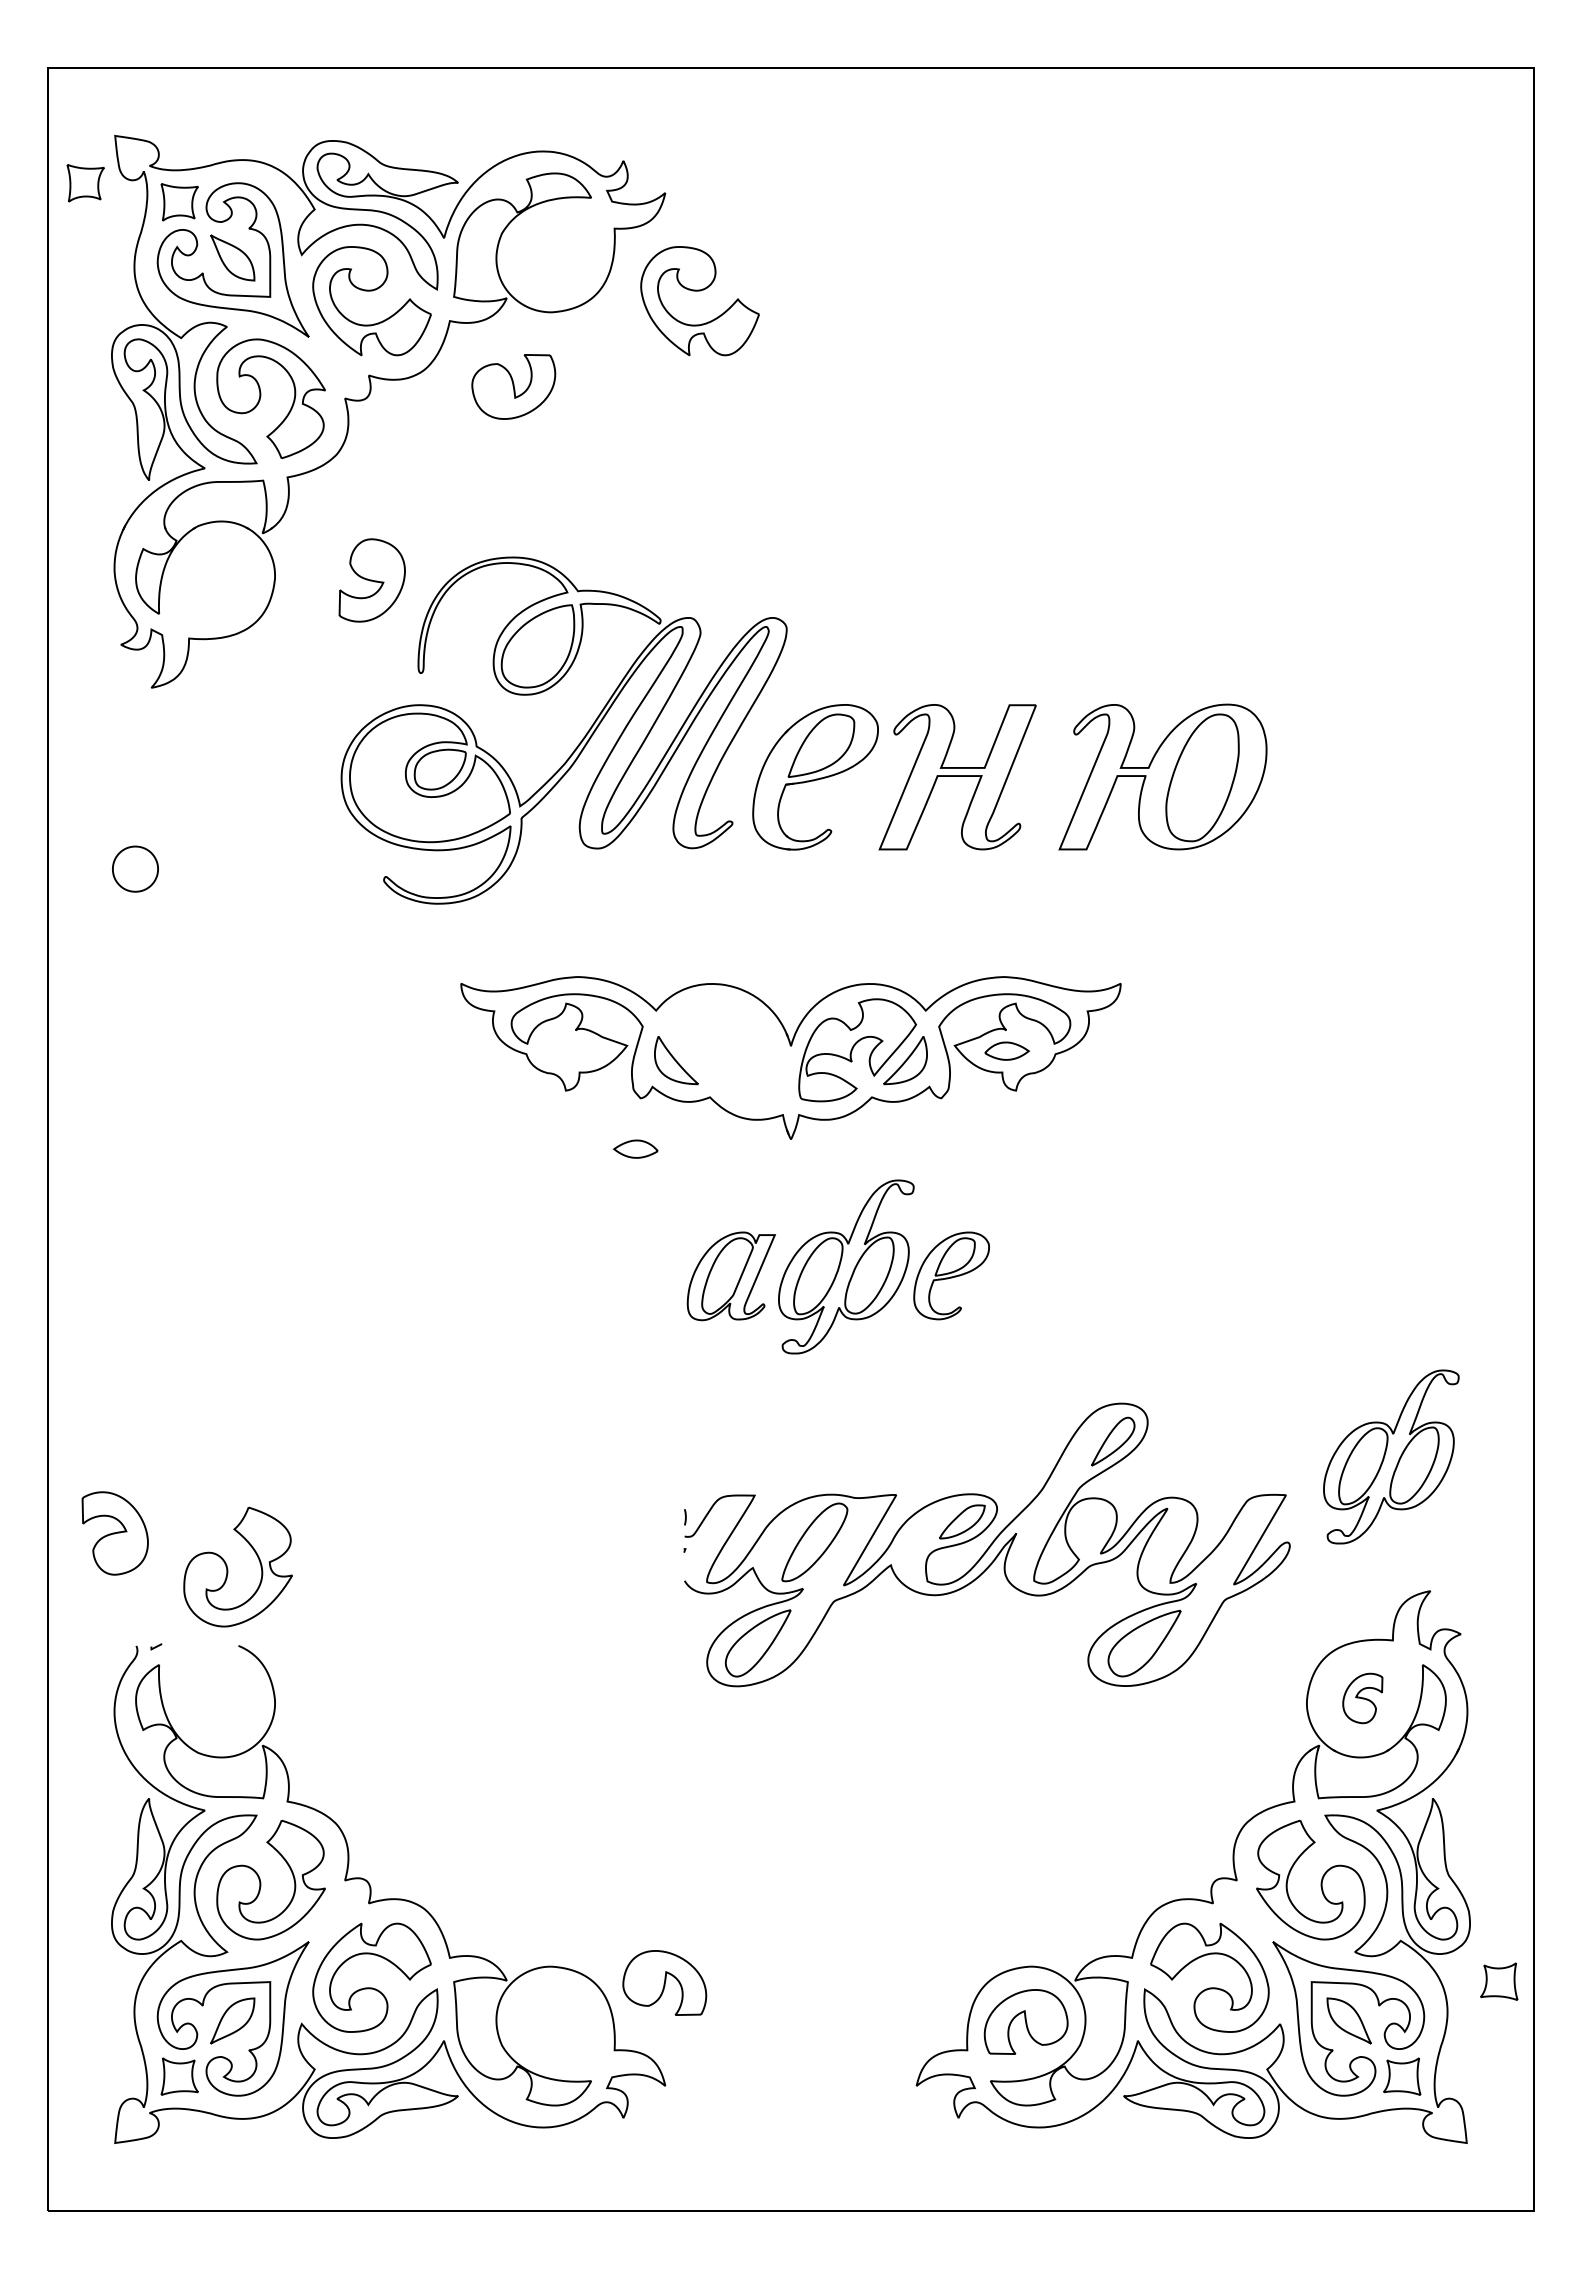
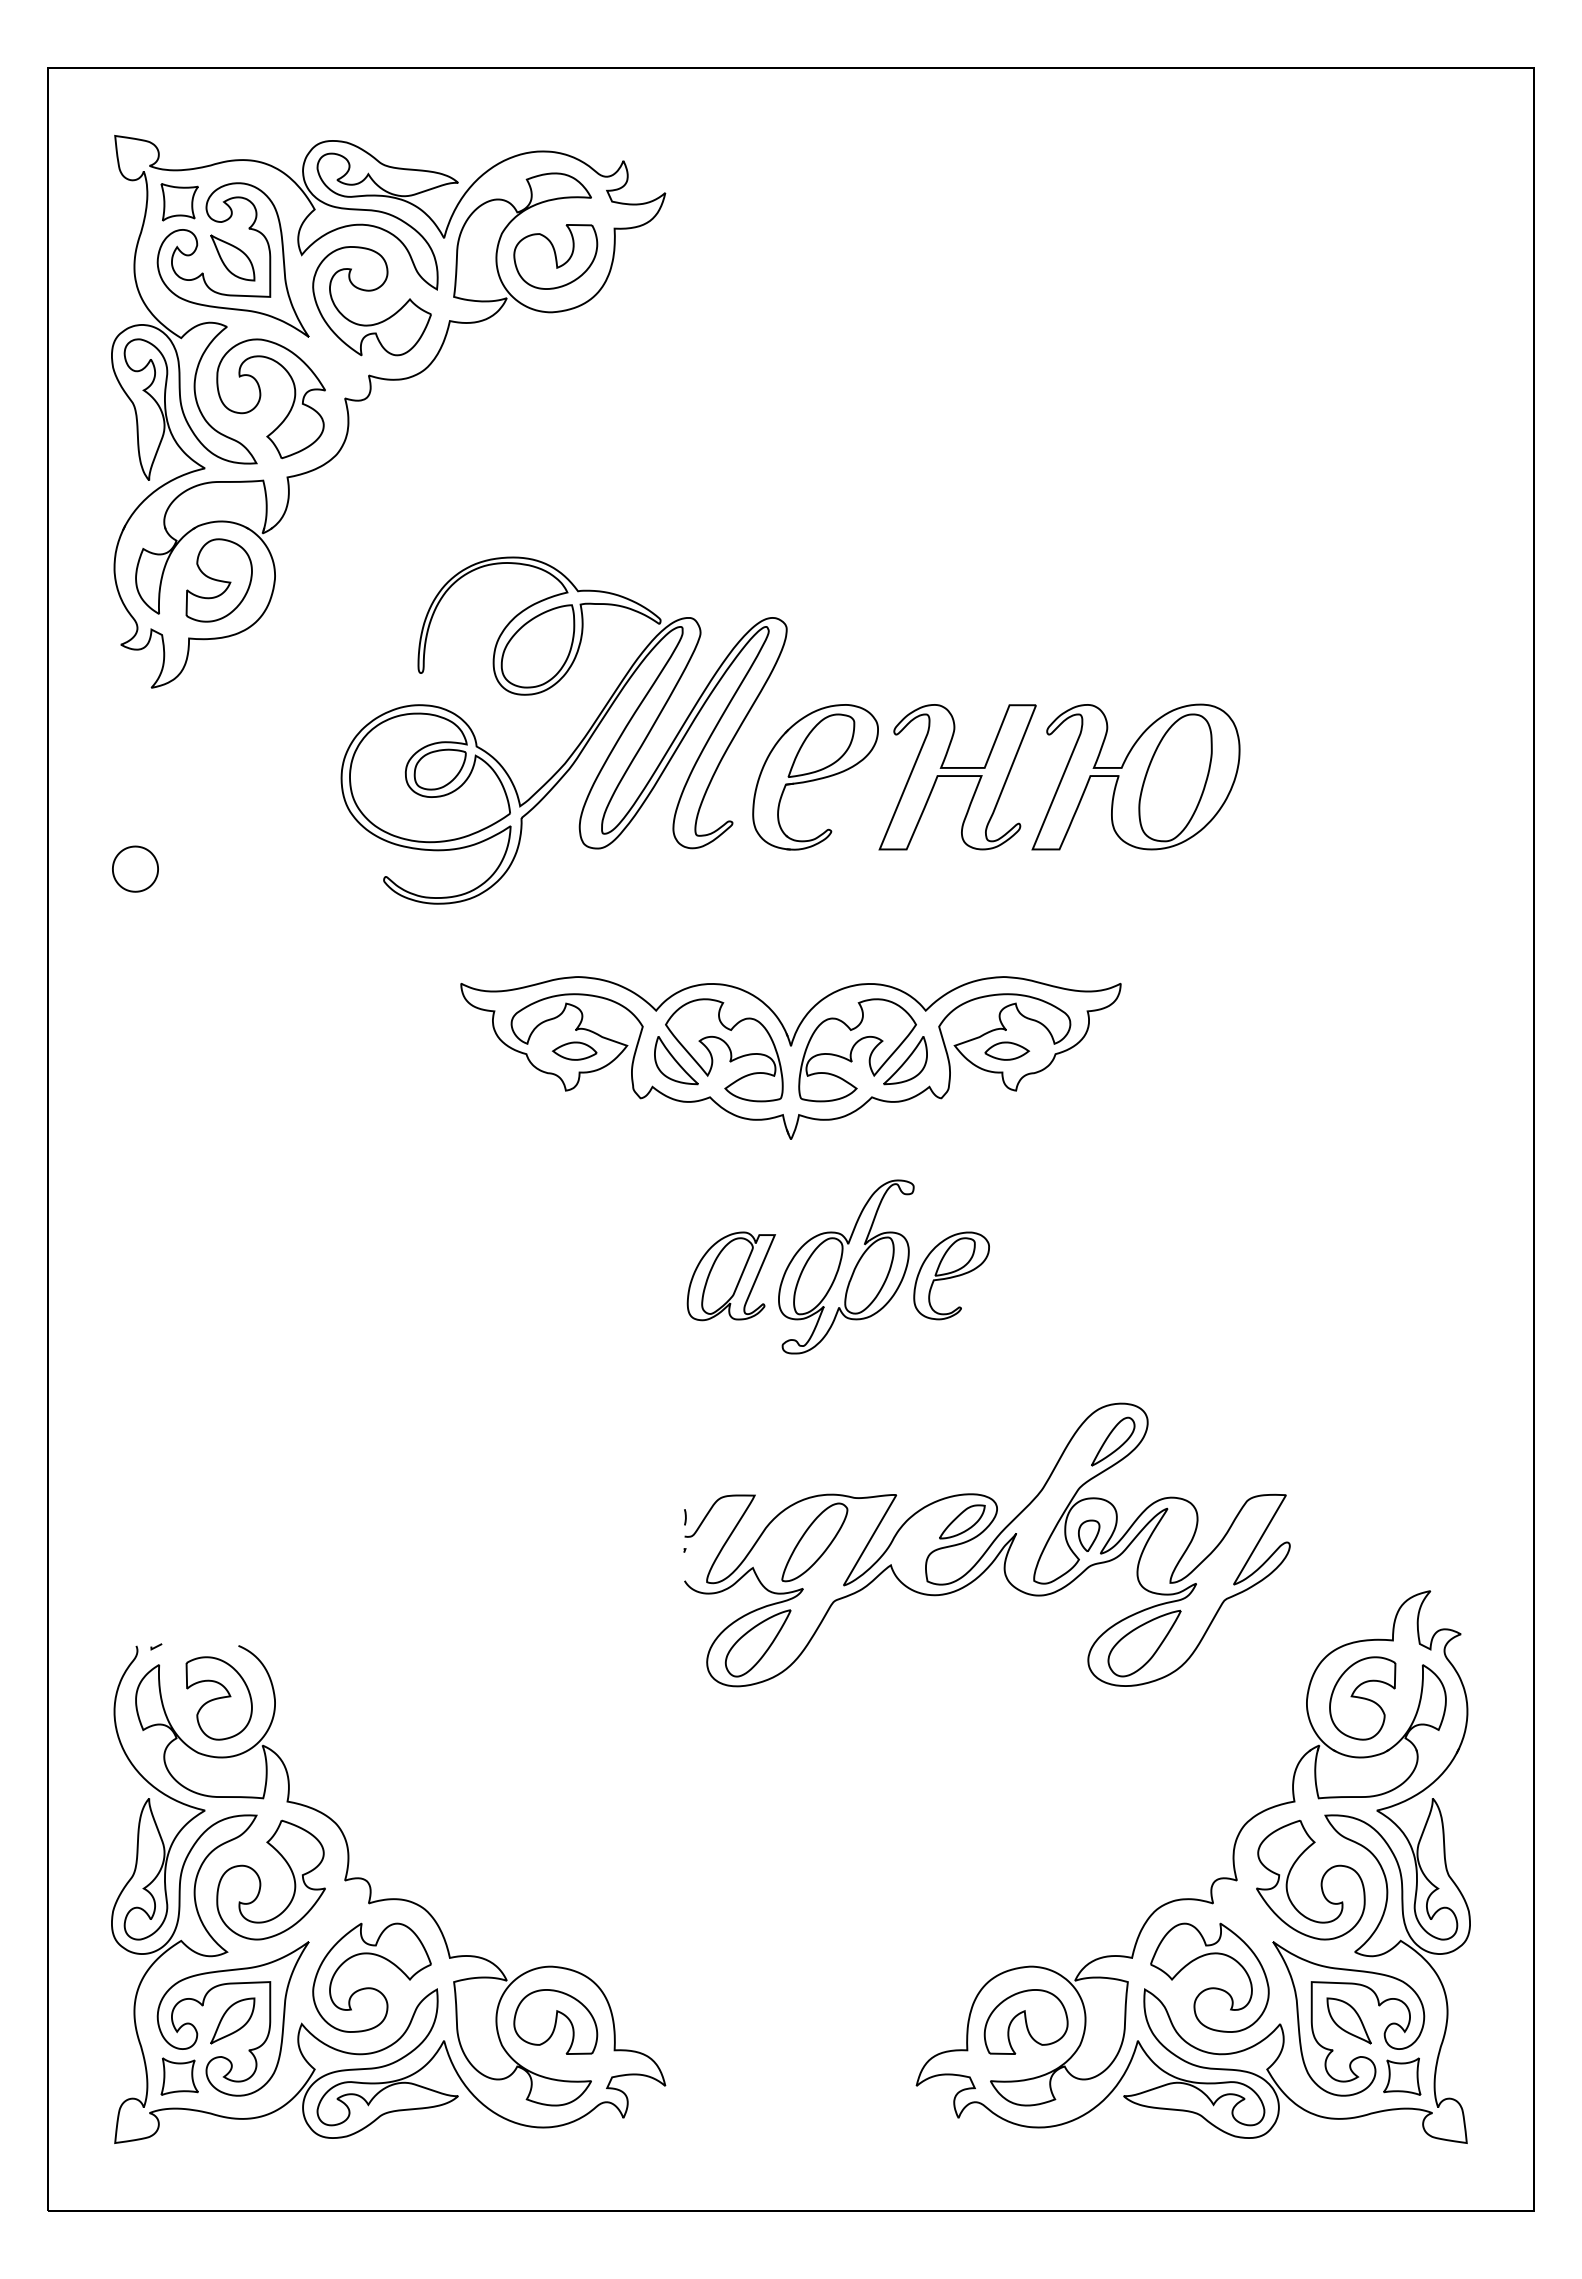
part: present -> none (85, 183)
part: present -> none (699, 291)
part position: (513, 386) -> (555, 256) (555, 256)
part position: (371, 580) -> (218, 580) (218, 580)
part position: (1162, 776) -> (1135, 776) (1135, 776)
part: none -> present (724, 1050)
part position: (635, 1148) -> (574, 1050) (574, 1050)
part: present -> none (1391, 1456)
part position: (114, 1533) -> (218, 1698) (218, 1698)
part: none -> present (1089, 1535)
part: present -> none (228, 1569)
part size: 42x53 px -> 68x85 px (1362, 1698)
part: present -> none (1499, 1981)
part position: (664, 1982) -> (555, 2021) (555, 2021)
